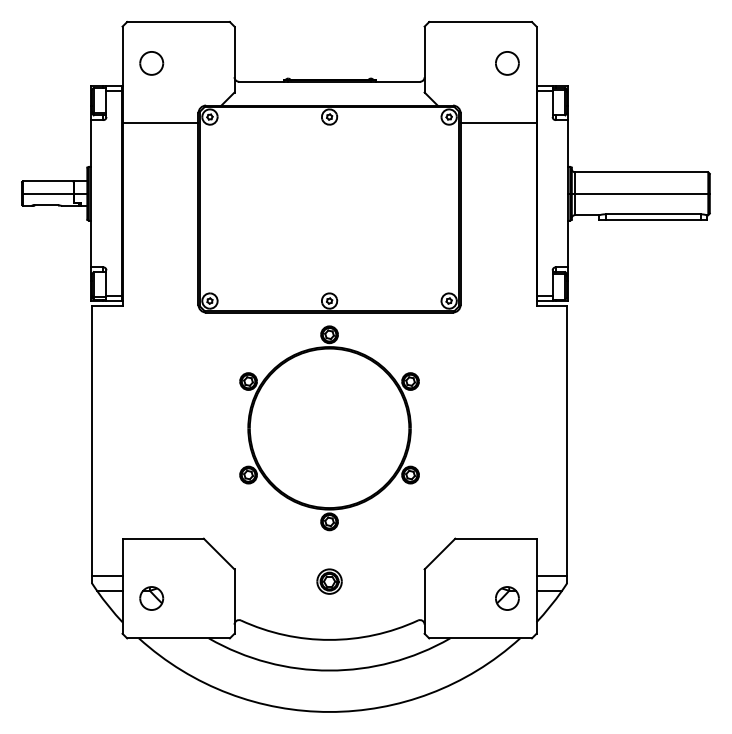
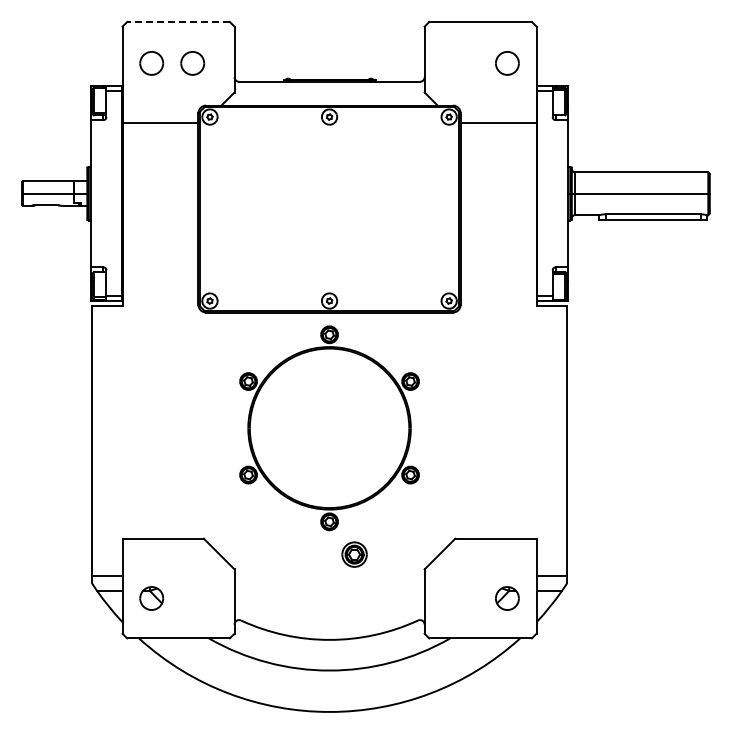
line: solid -> dashed (178, 22)
part: none -> present (192, 63)
part position: (329, 581) -> (354, 554) (354, 554)
